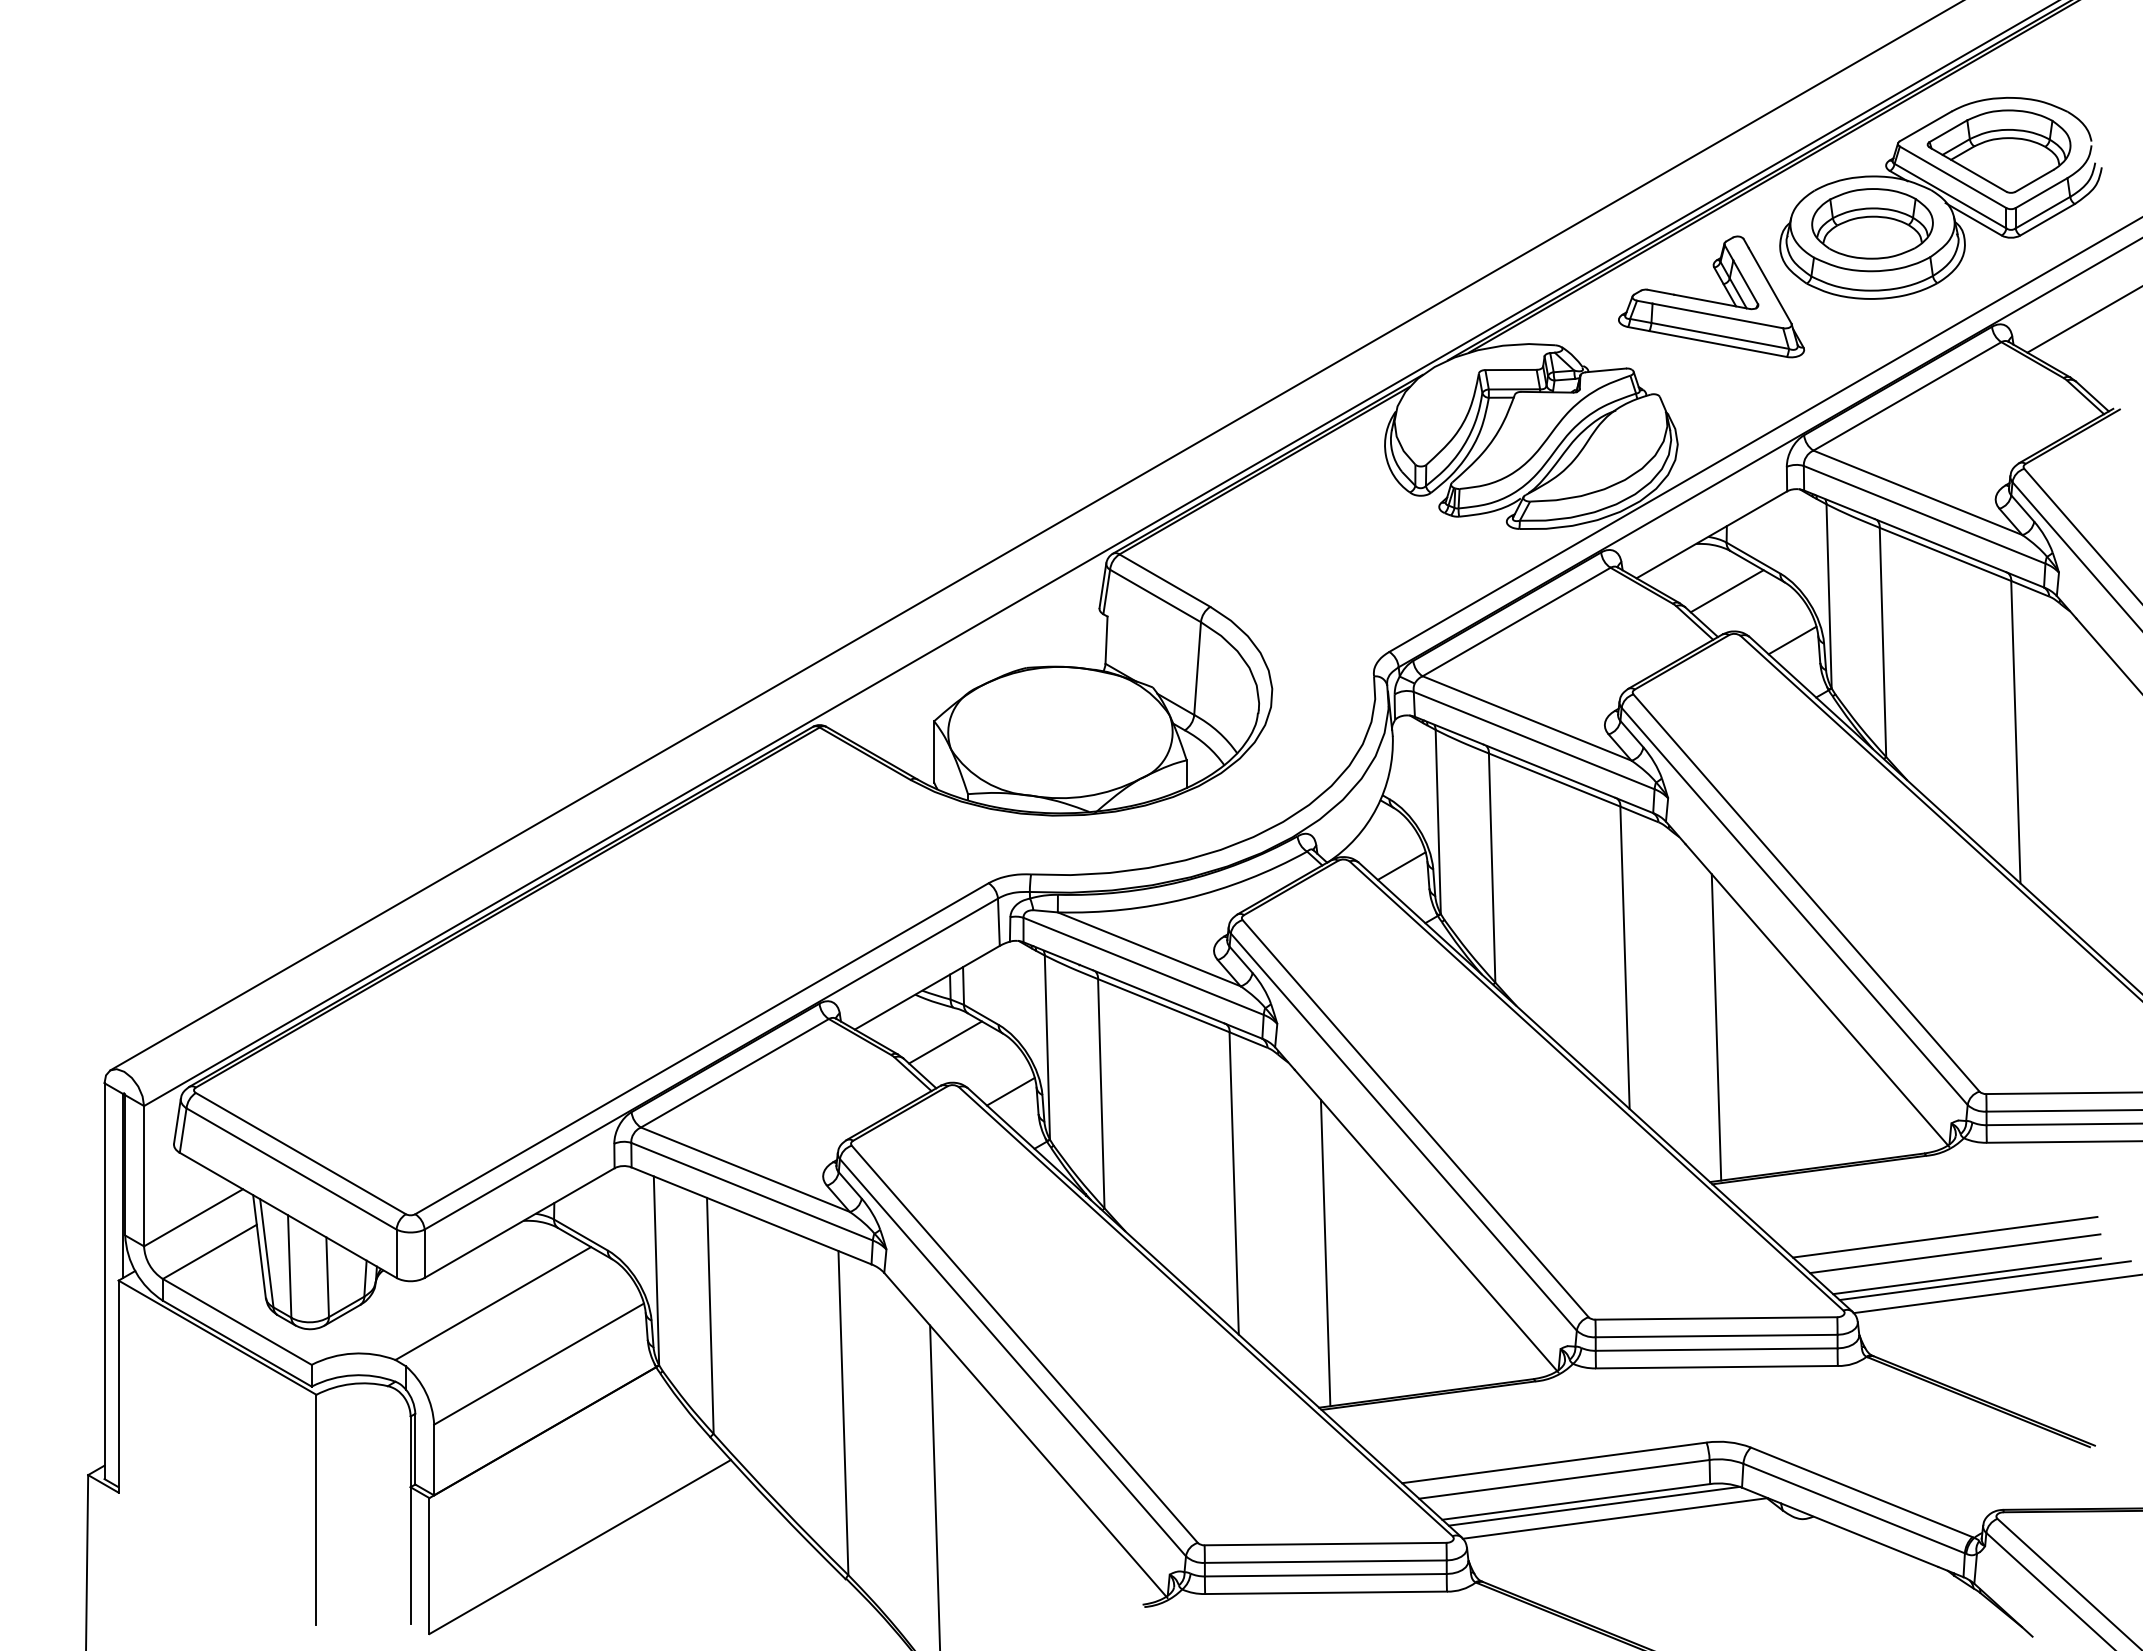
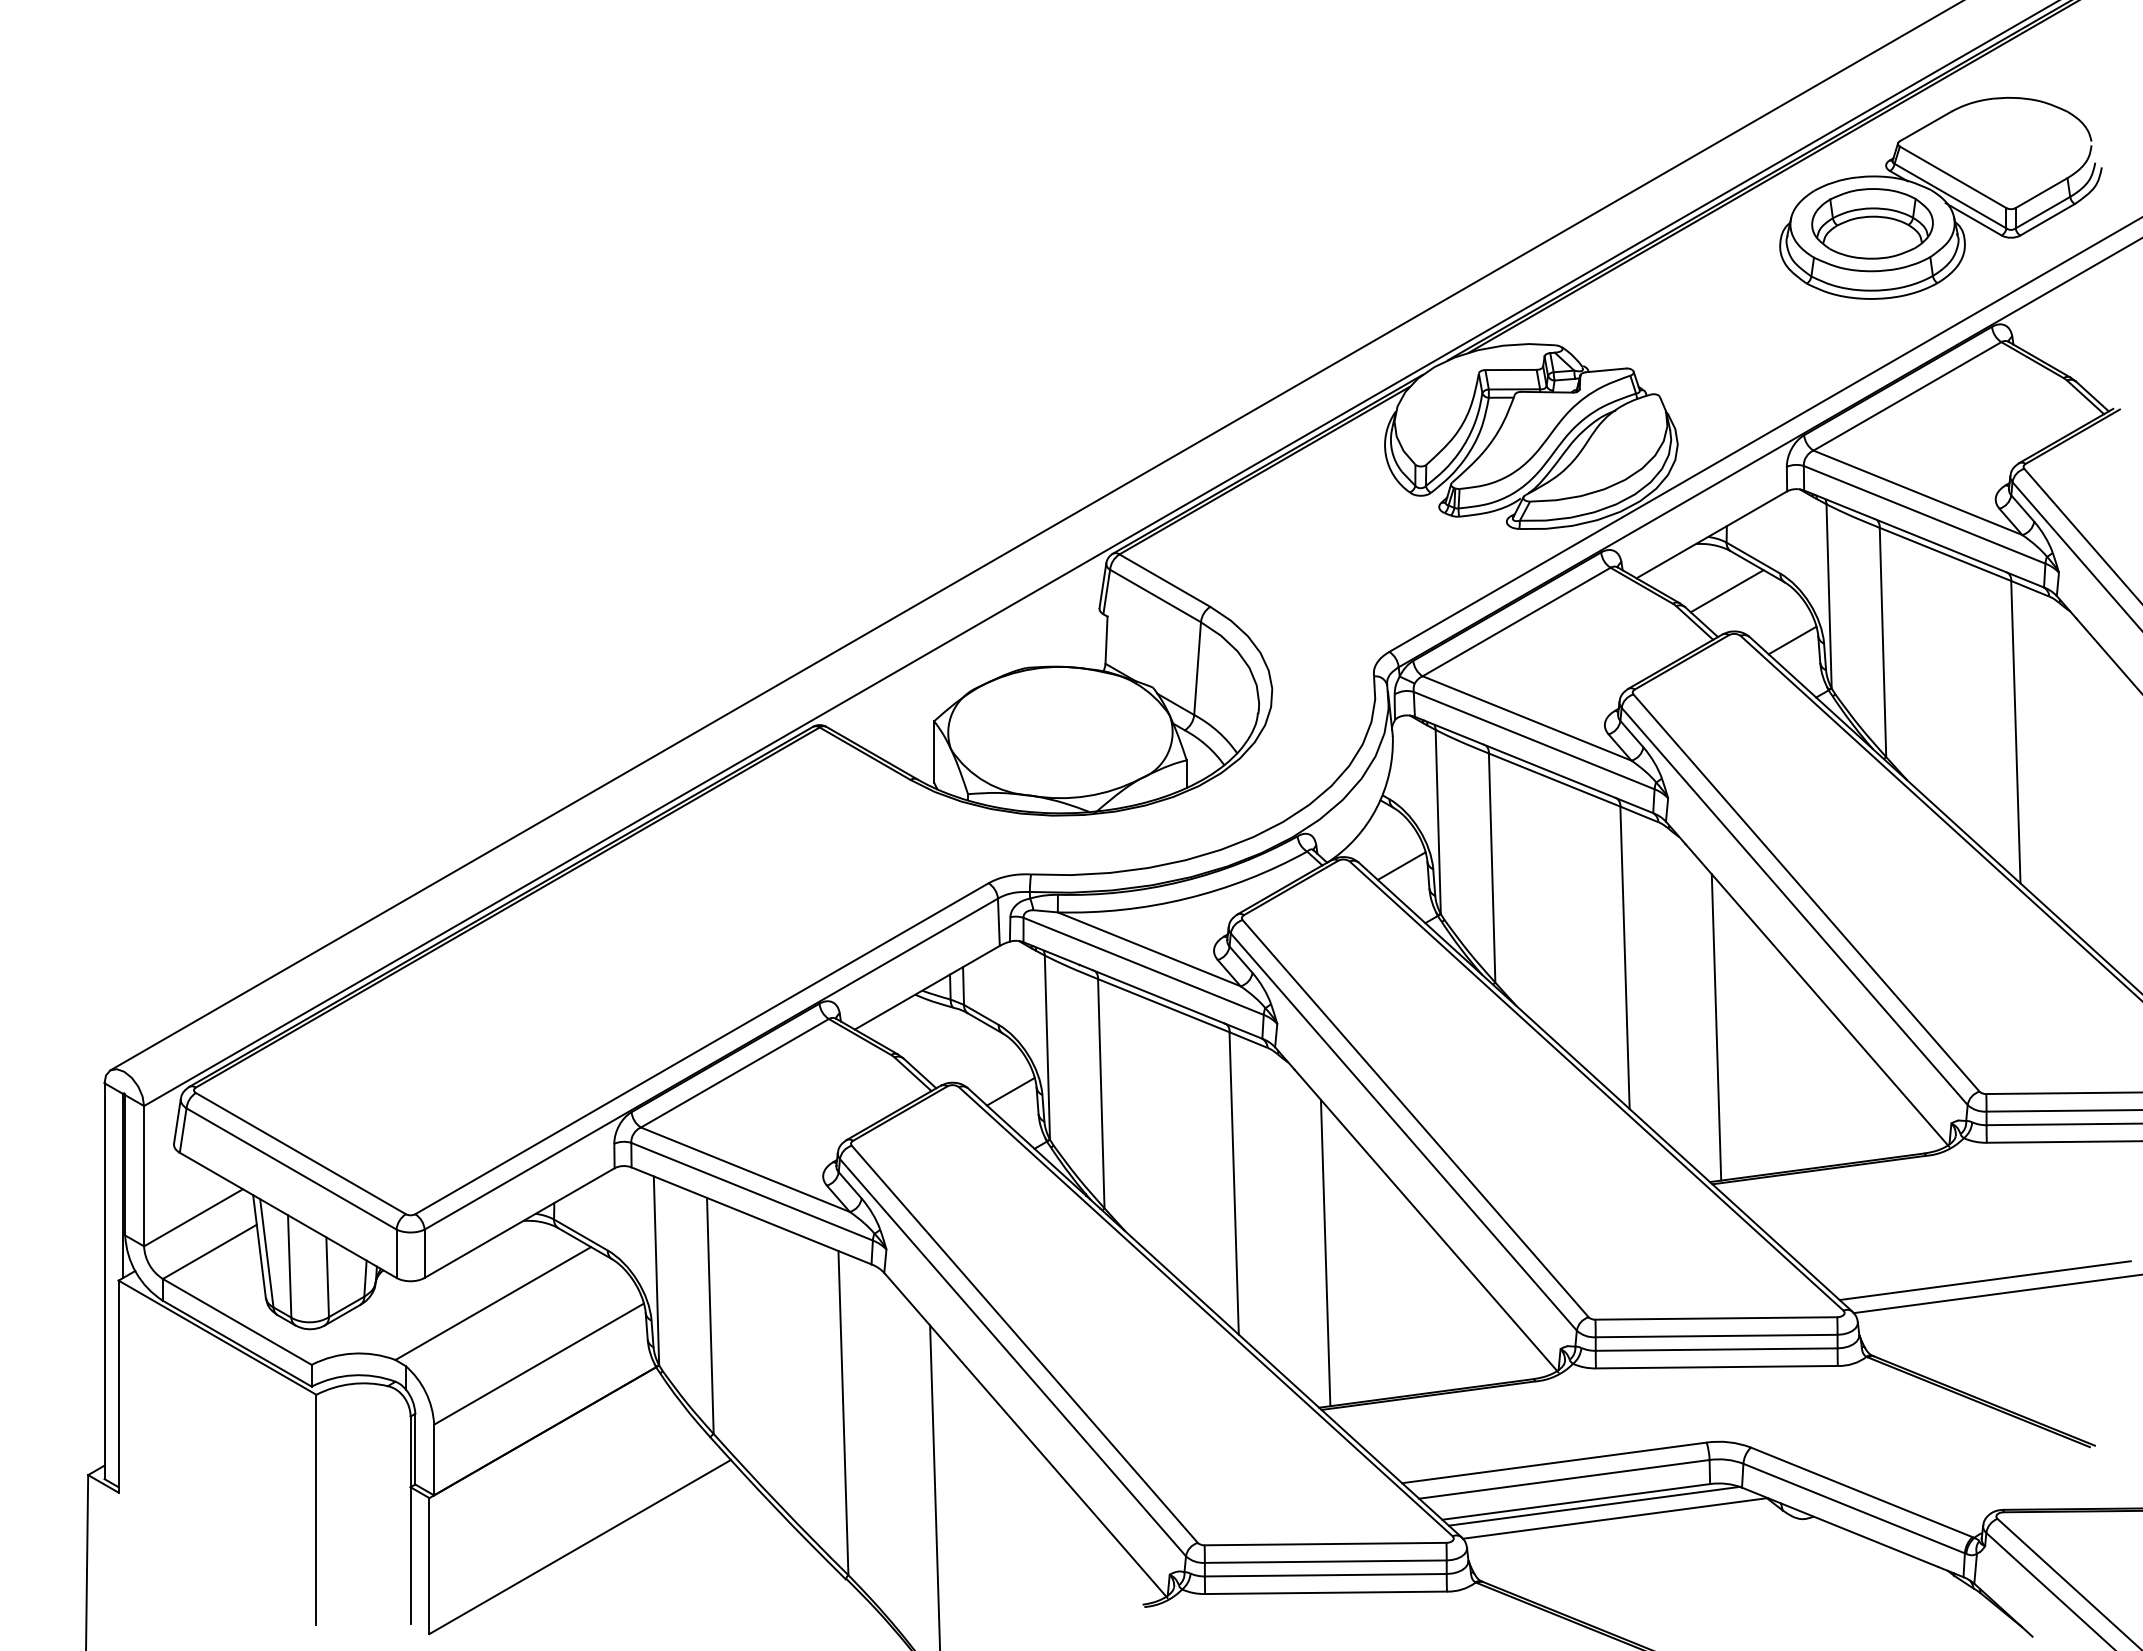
part: present -> none (1998, 151)
part: present -> none (1711, 296)
line: present -> none (2083, 319)
line: present -> none (945, 1042)
line: present -> none (1944, 1236)
line: present -> none (1955, 1253)
line: present -> none (1966, 1276)
